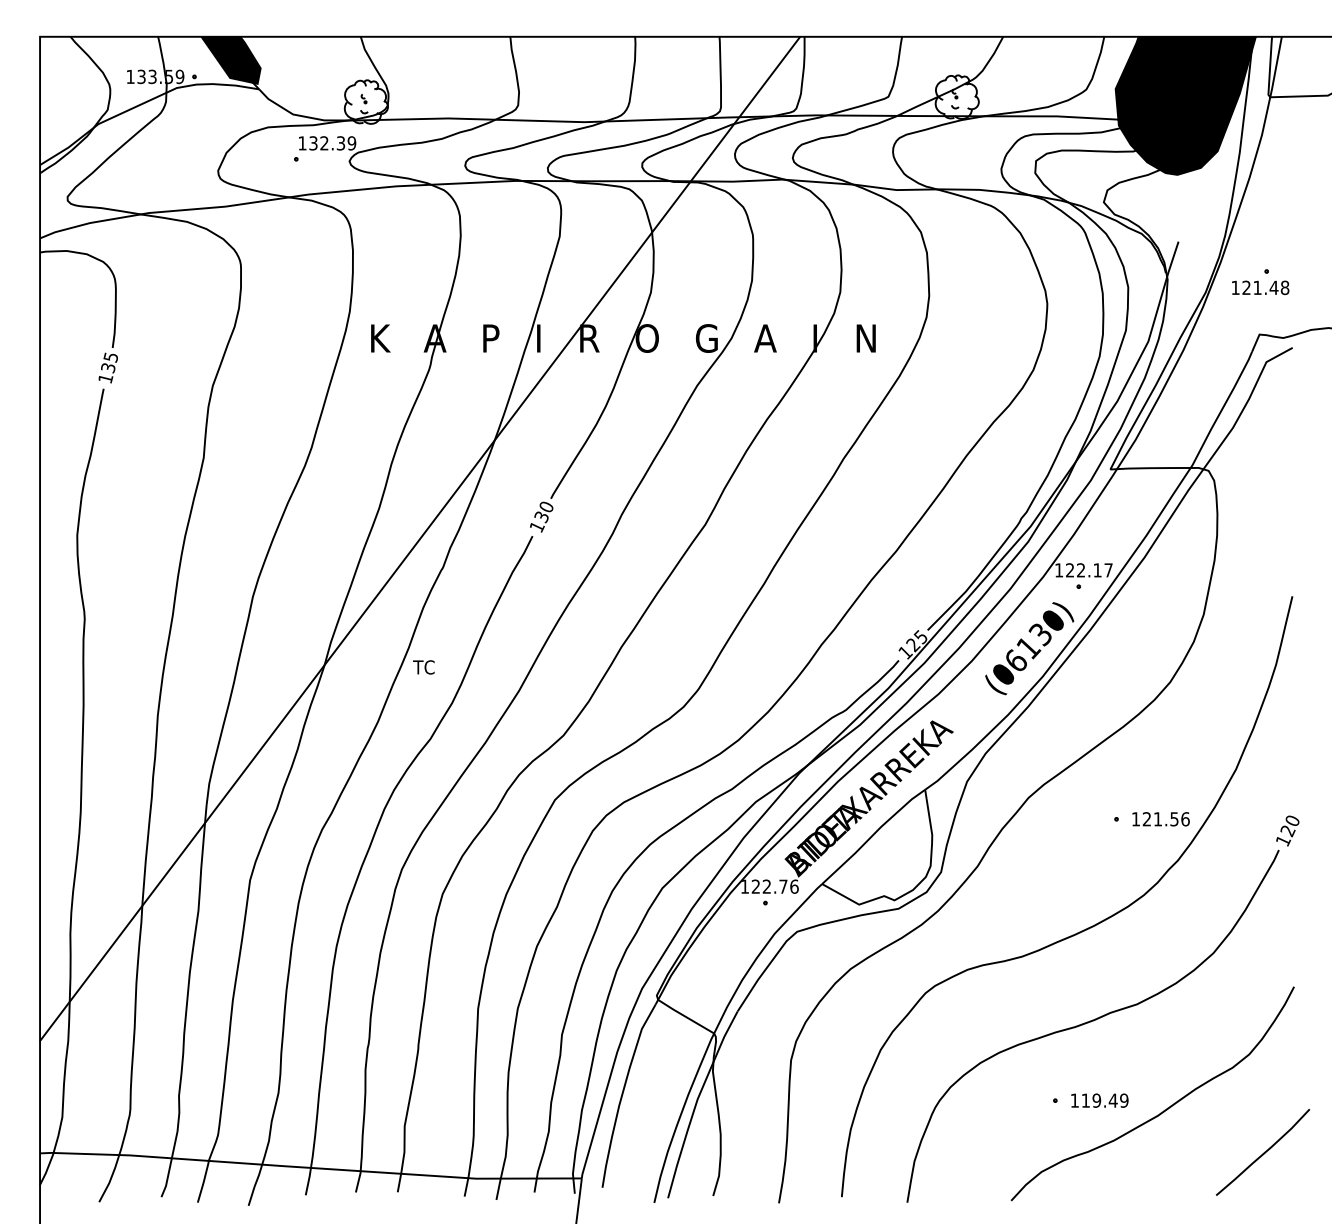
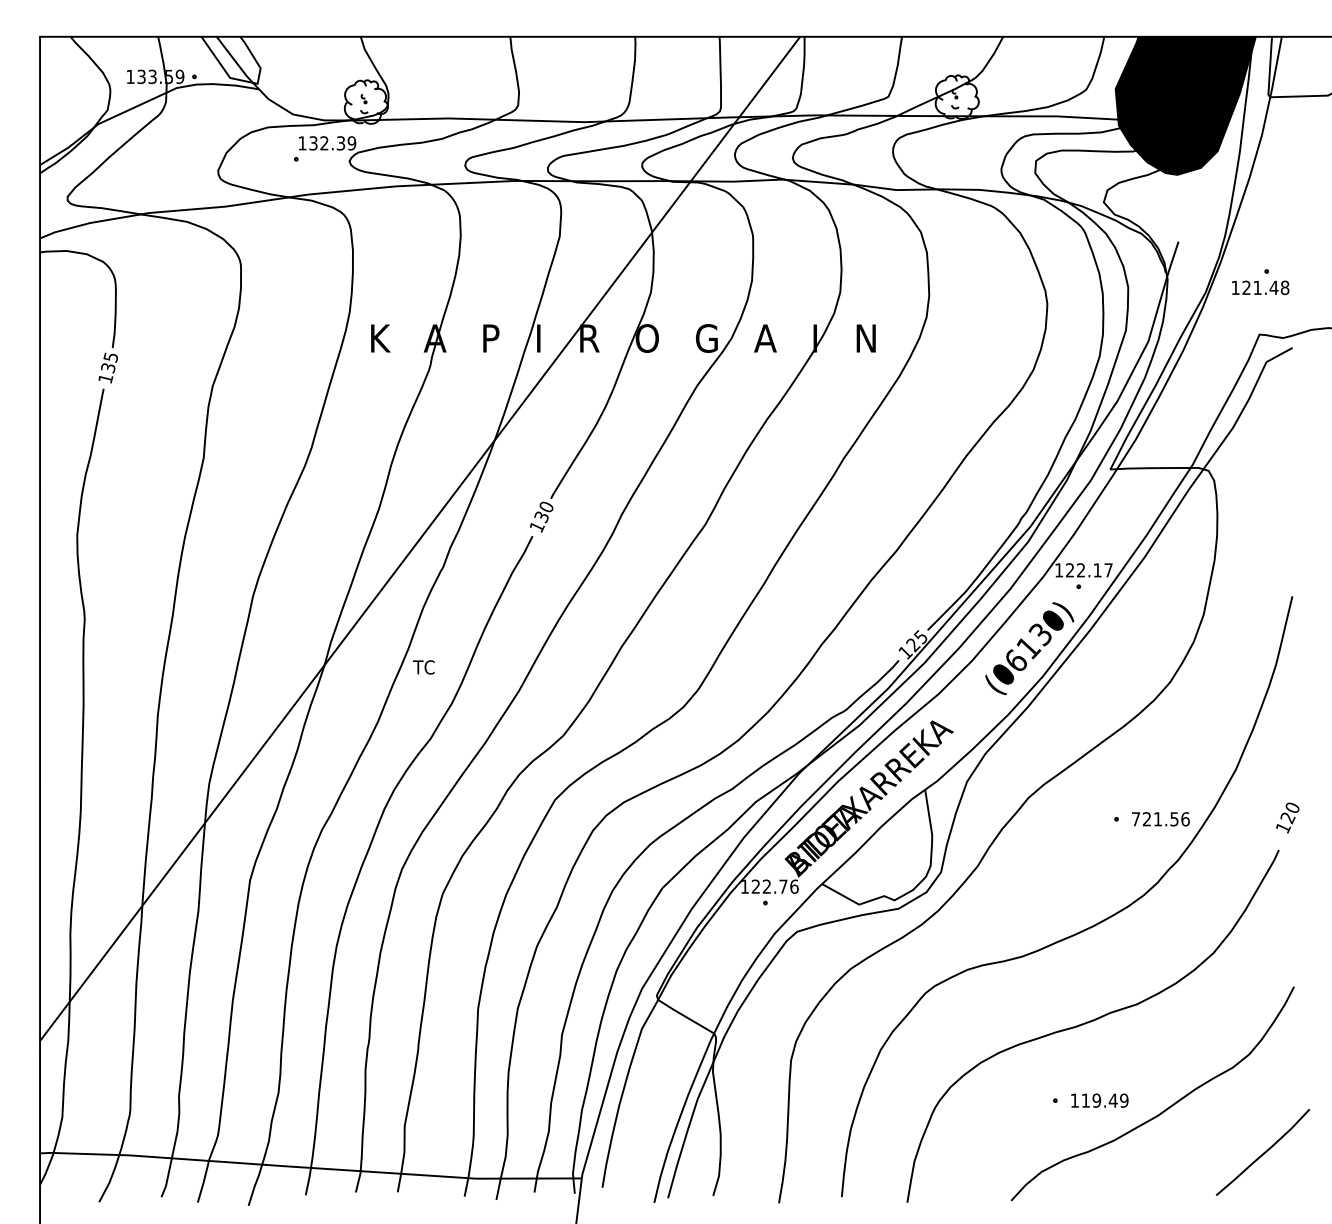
fill: present -> none (230, 59)
text: 121.56 -> 721.56 (1135, 819)
text position: (1287, 830) -> (1287, 817) (1287, 817)
